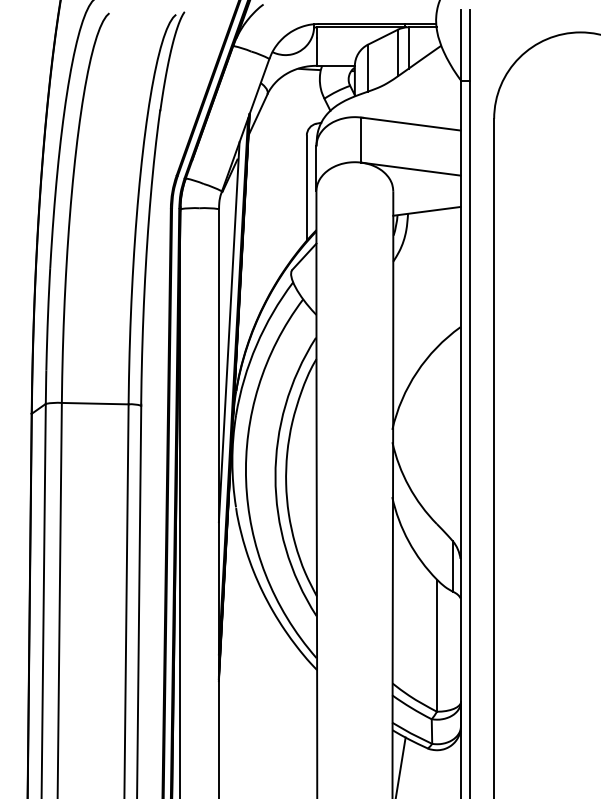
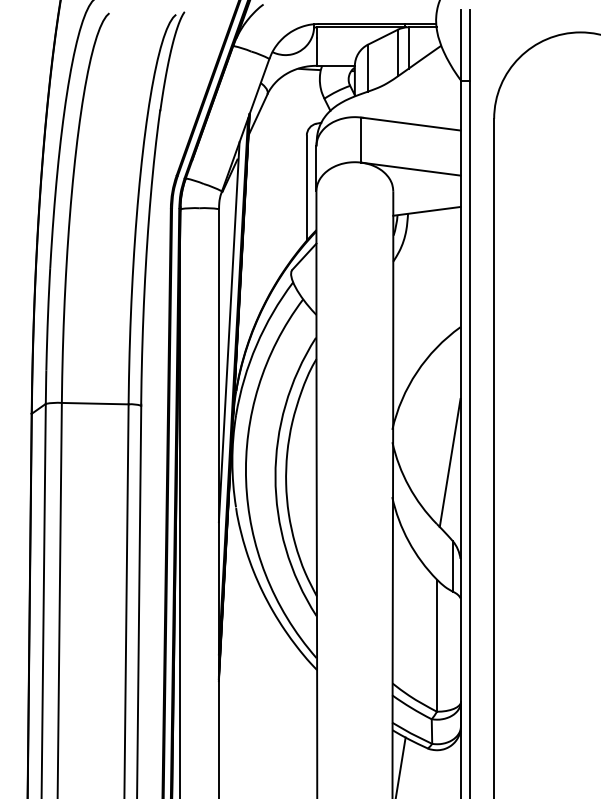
line: none -> present (449, 462)
